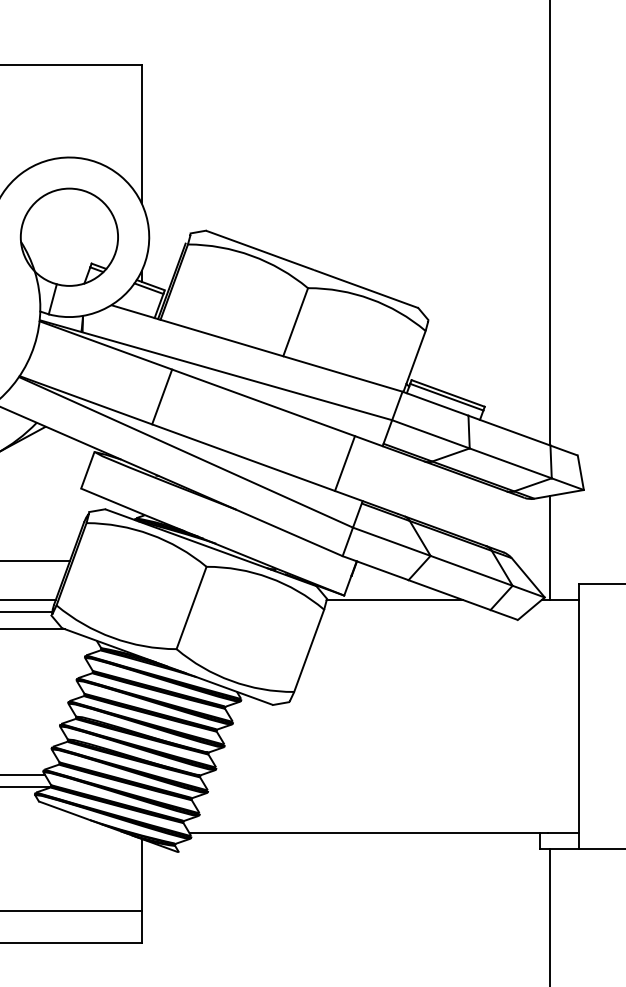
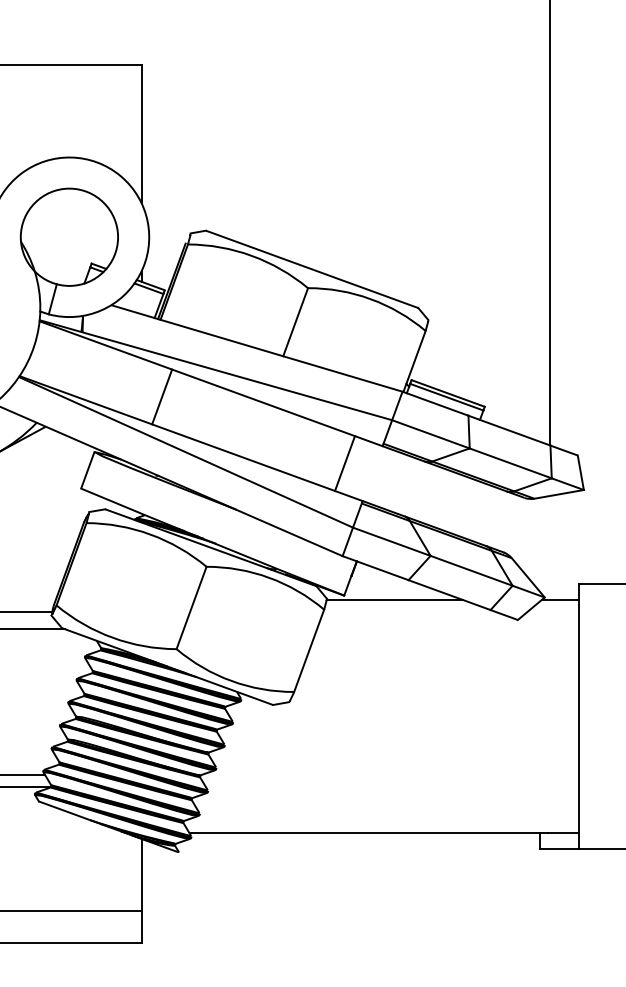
line: present -> none (550, 547)
line: present -> none (36, 560)
line: present -> none (28, 599)
line: present -> none (550, 915)
